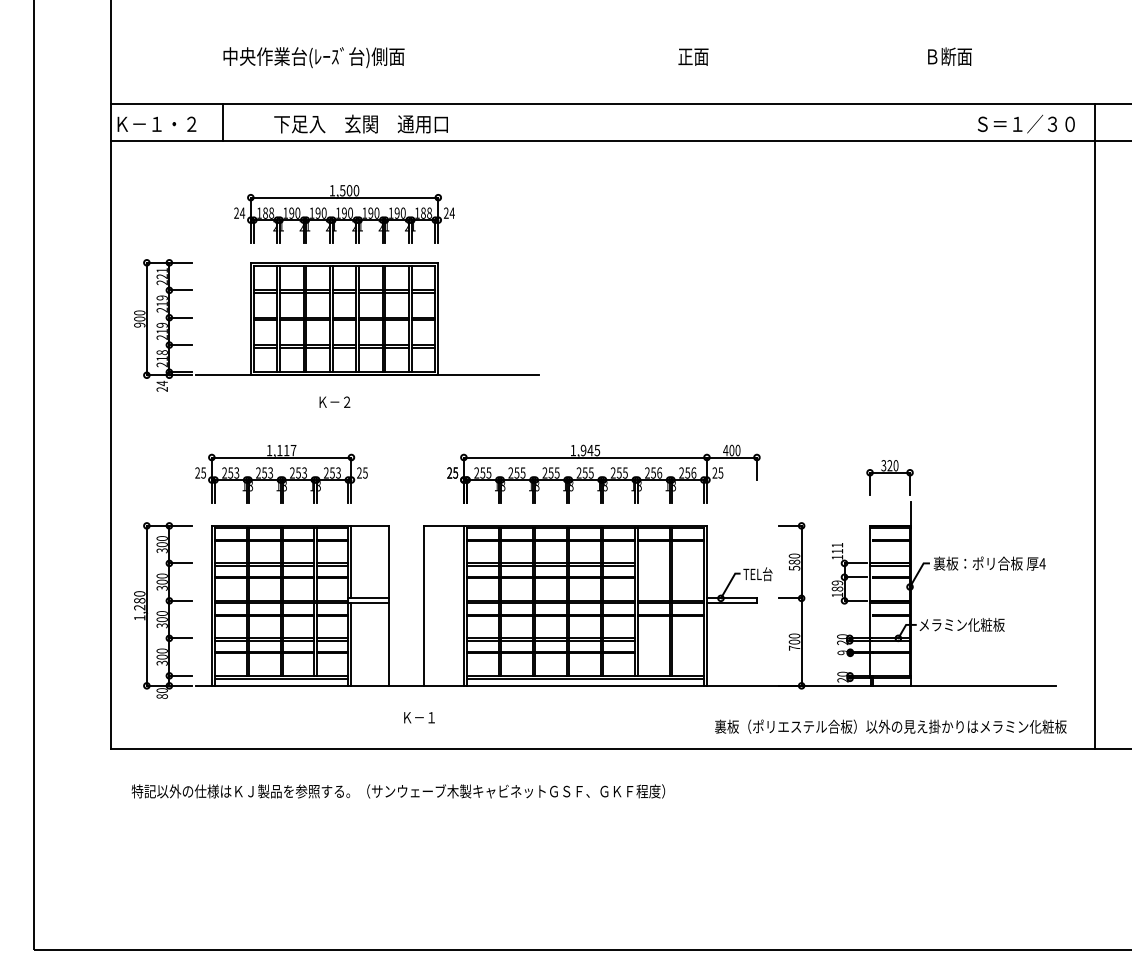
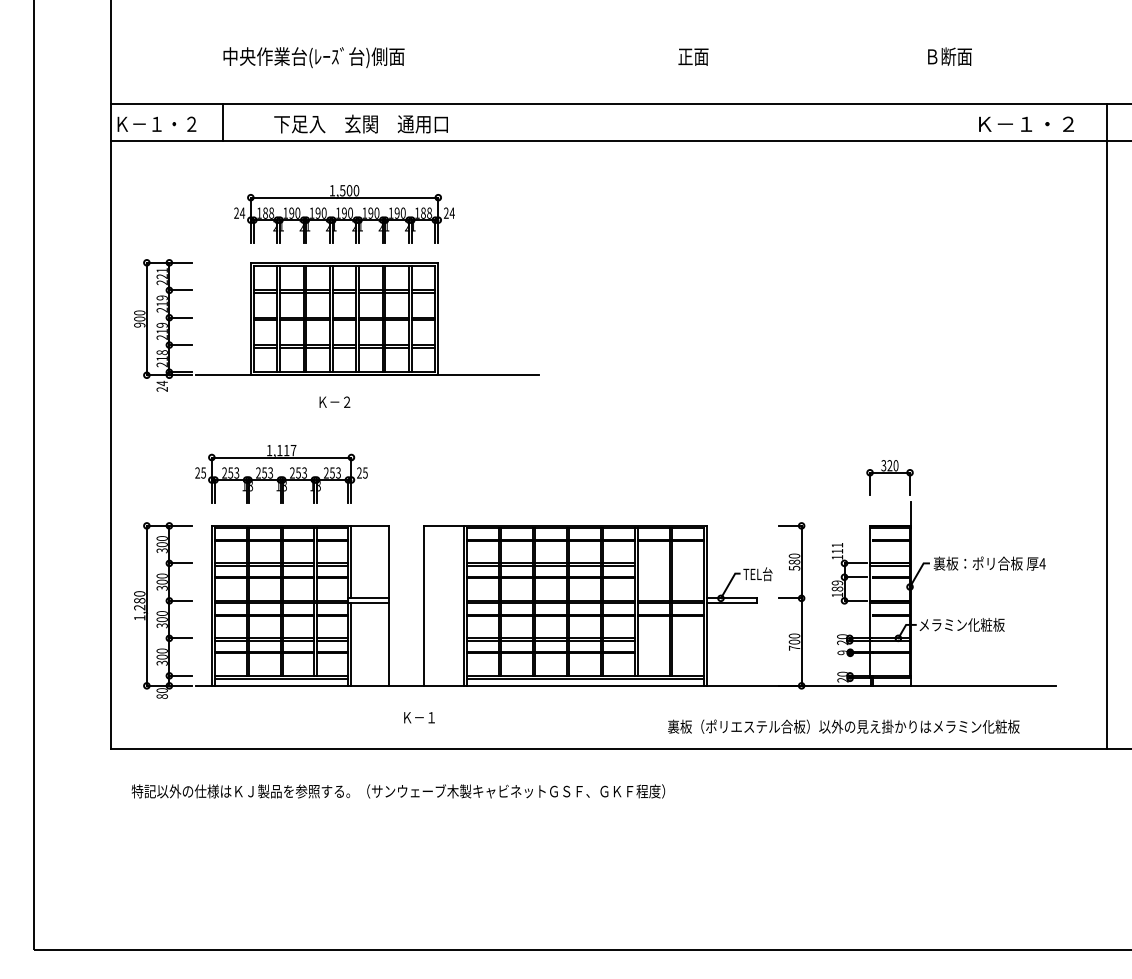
text: Ｓ＝１／３０ -> Ｋ－１・２ (1025, 123)
line position: (1094, 426) -> (1106, 426) (1106, 426)
part: present -> none (603, 473)
text position: (890, 726) -> (843, 726) (843, 726)
